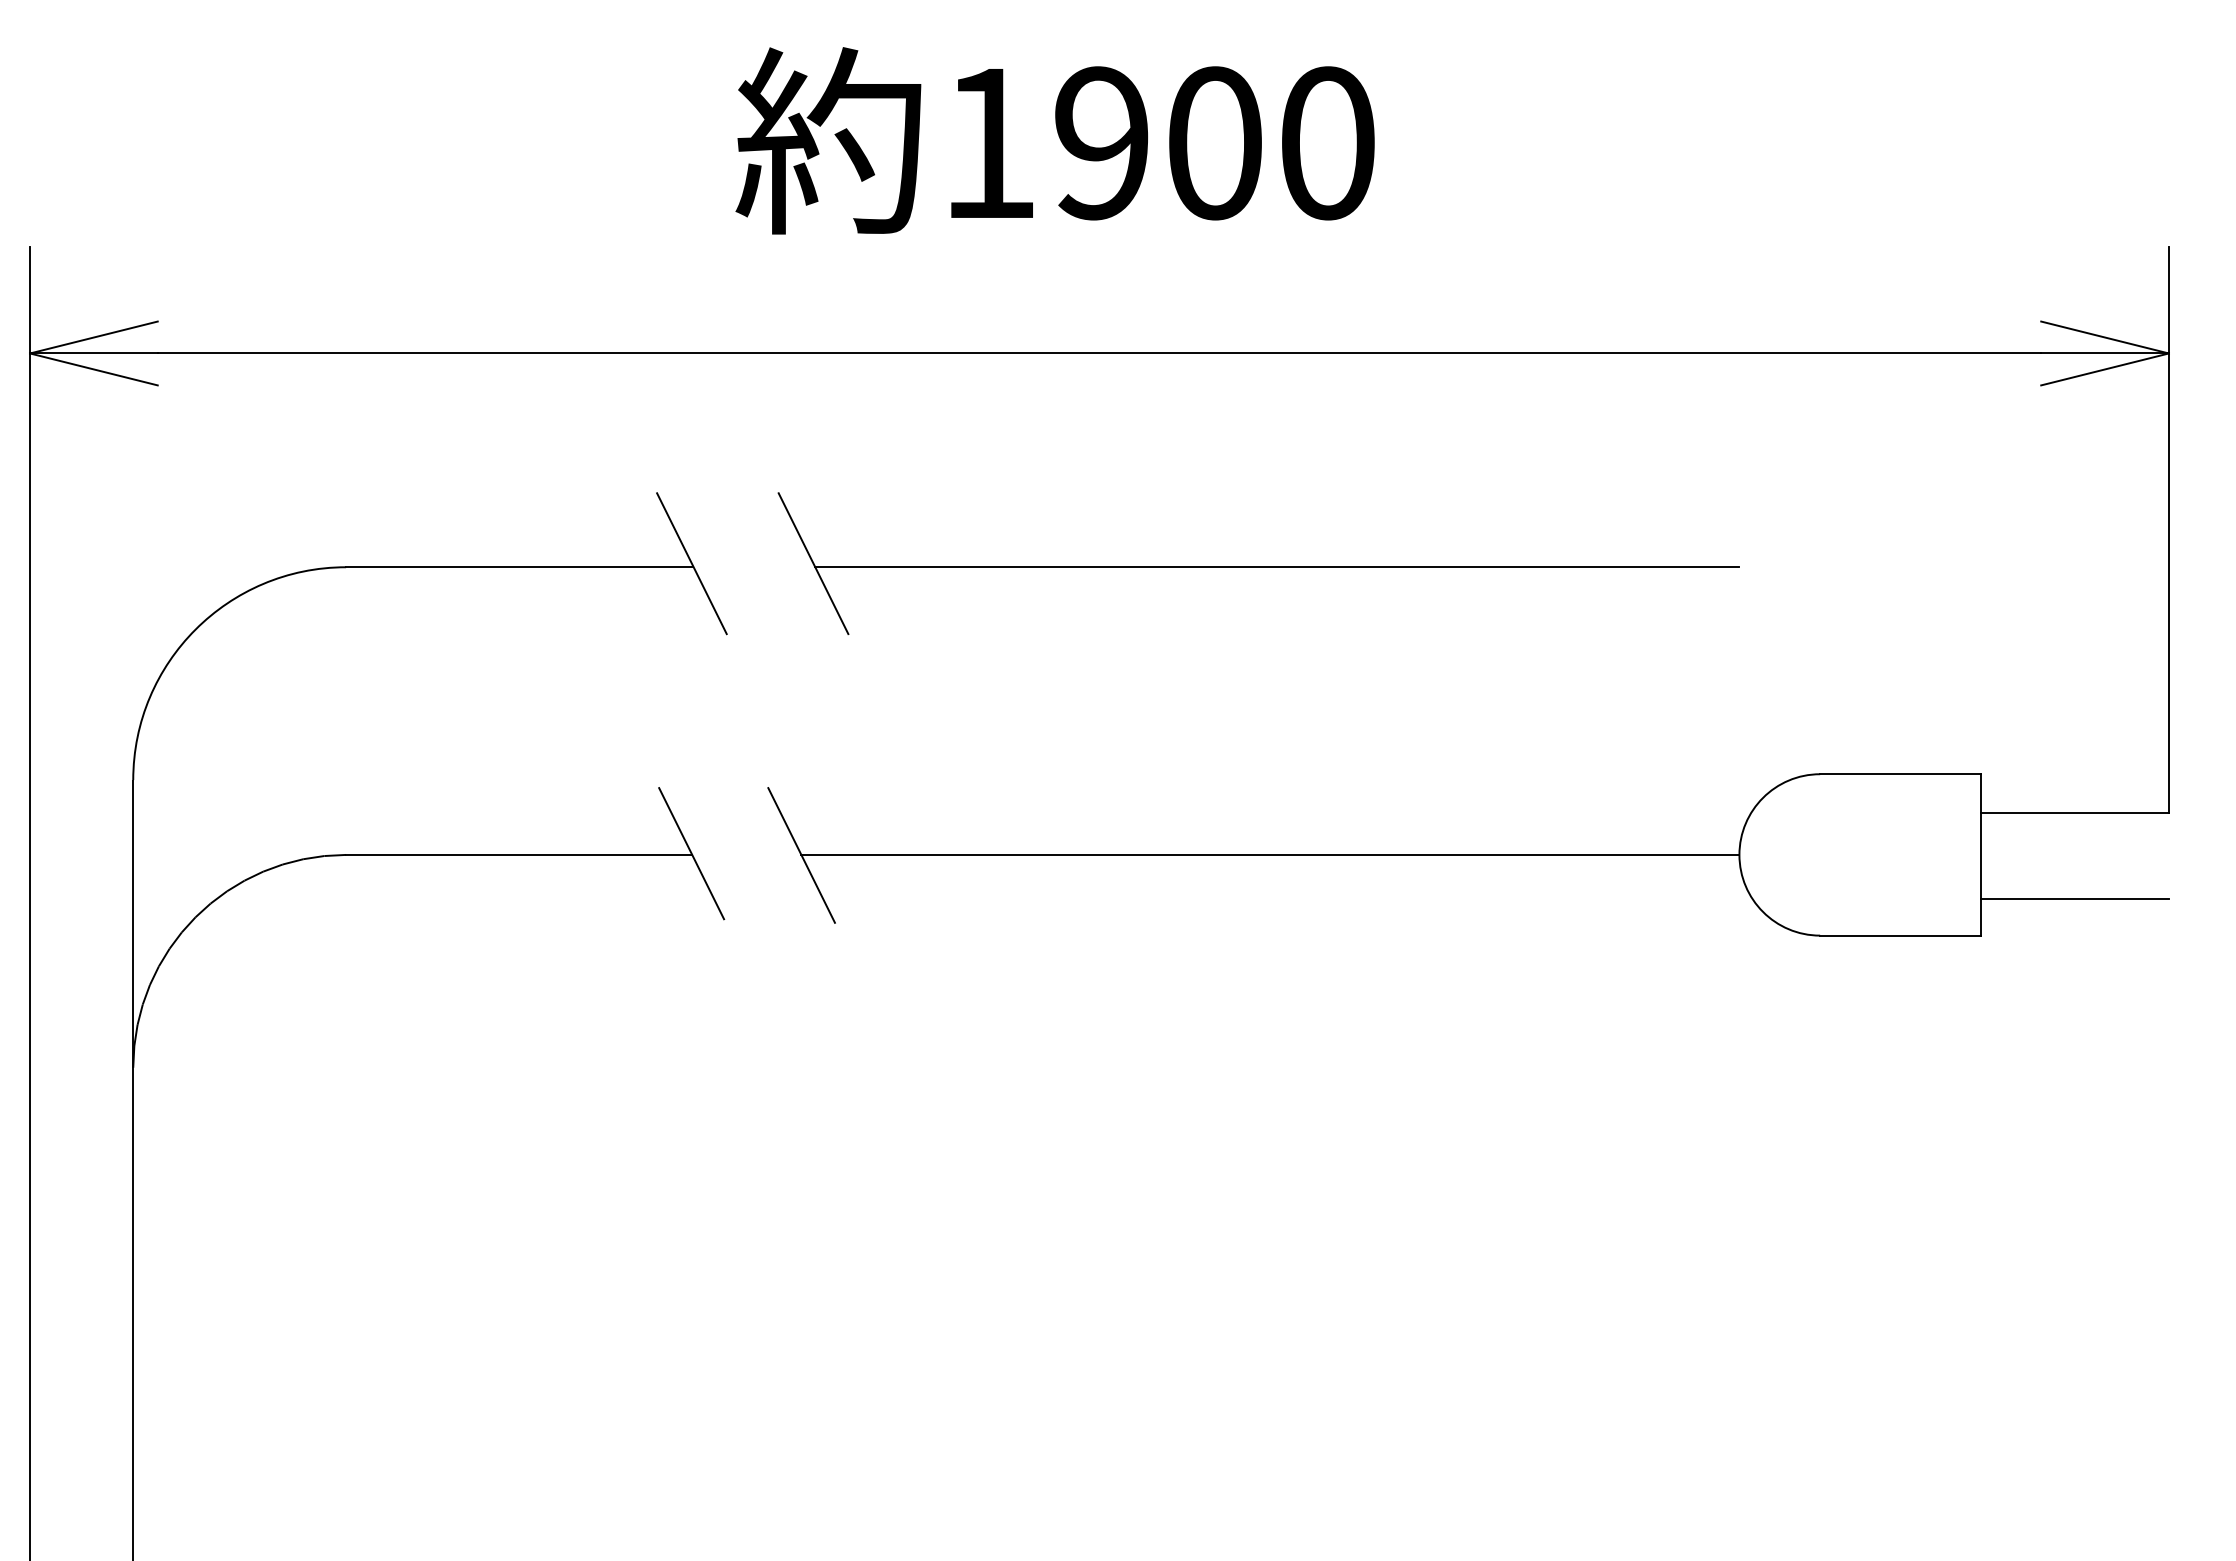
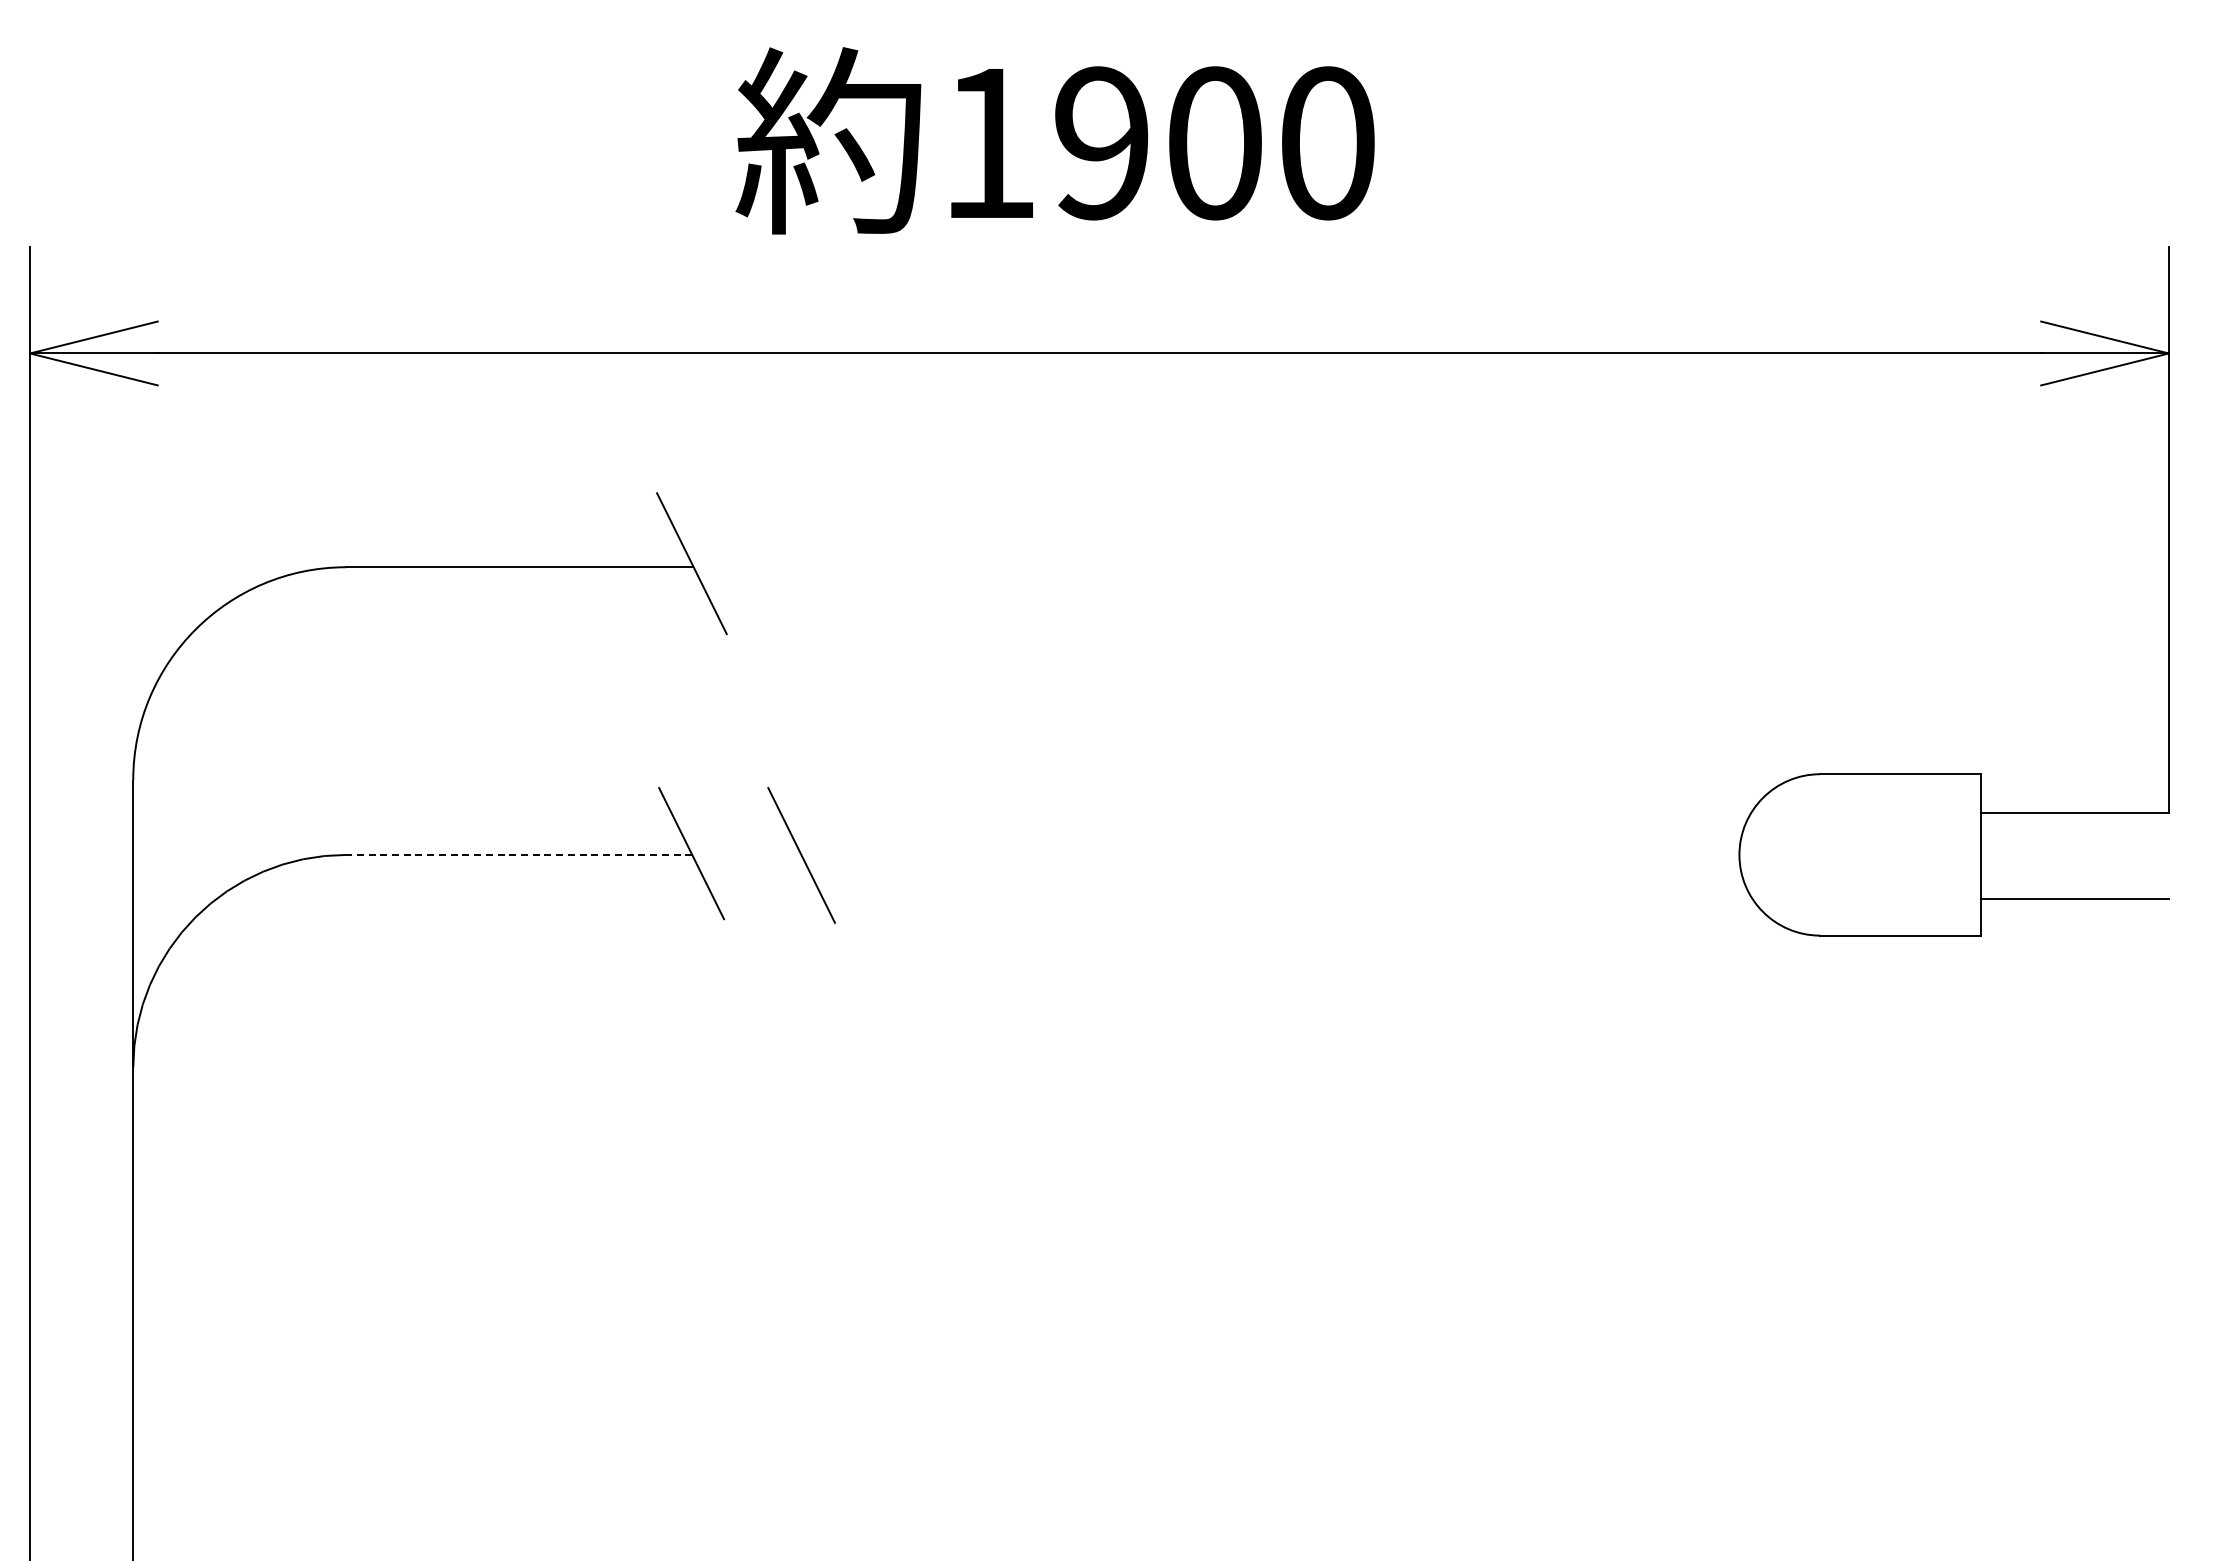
part: present -> none (1258, 563)
line: solid -> dashed (518, 854)
line: present -> none (1270, 854)
